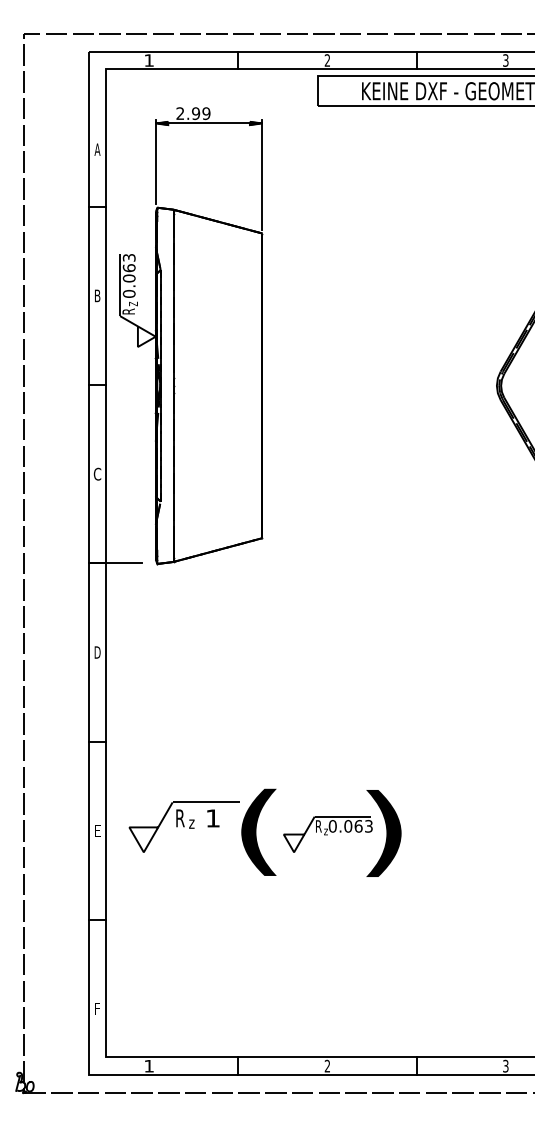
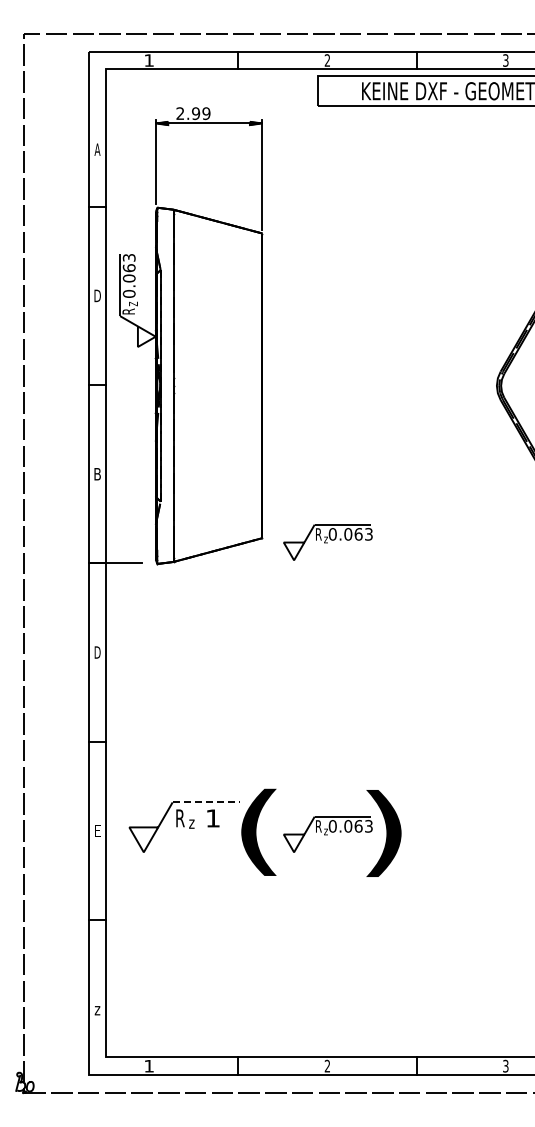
text: B -> D (97, 295)
text: C -> B (97, 473)
part: none -> present (327, 542)
line: solid -> dashed (206, 802)
text: F -> z (97, 1009)
